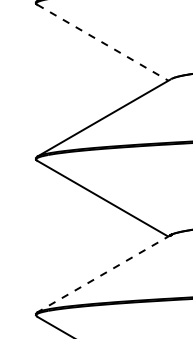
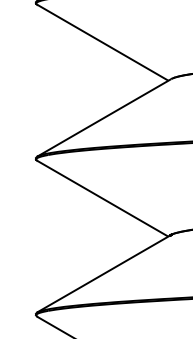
line: dashed -> solid (103, 43)
line: dashed -> solid (104, 273)
